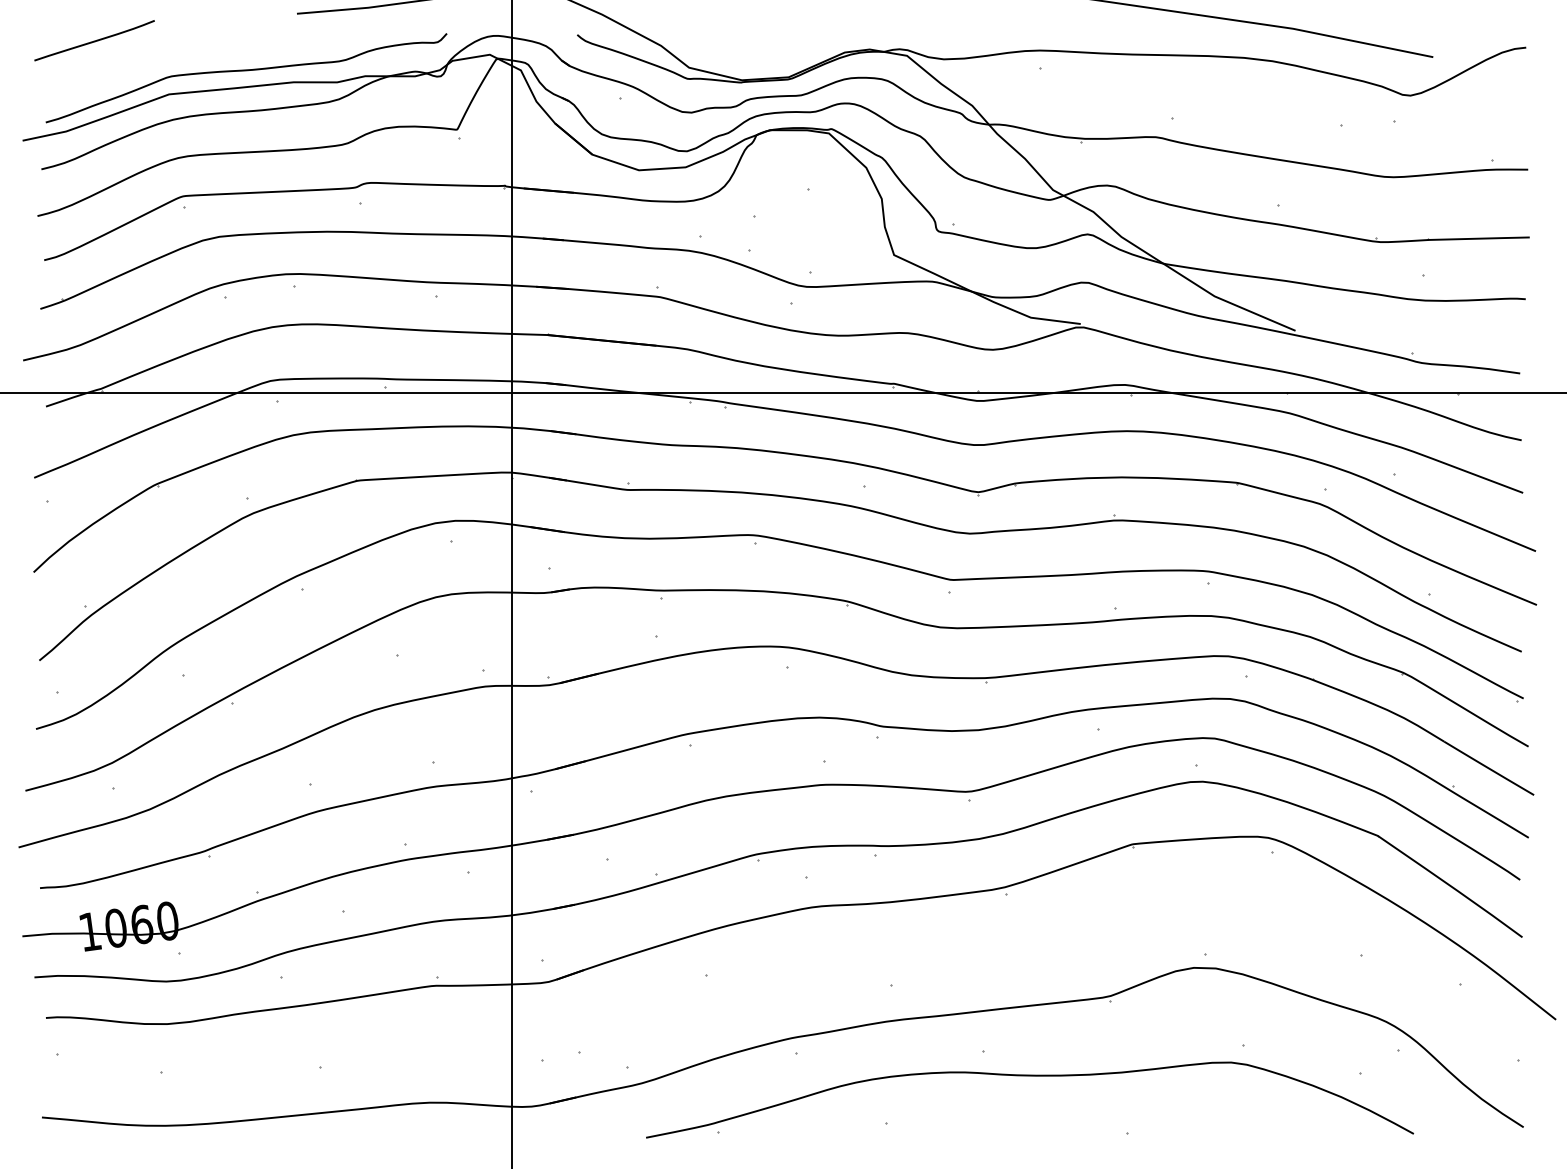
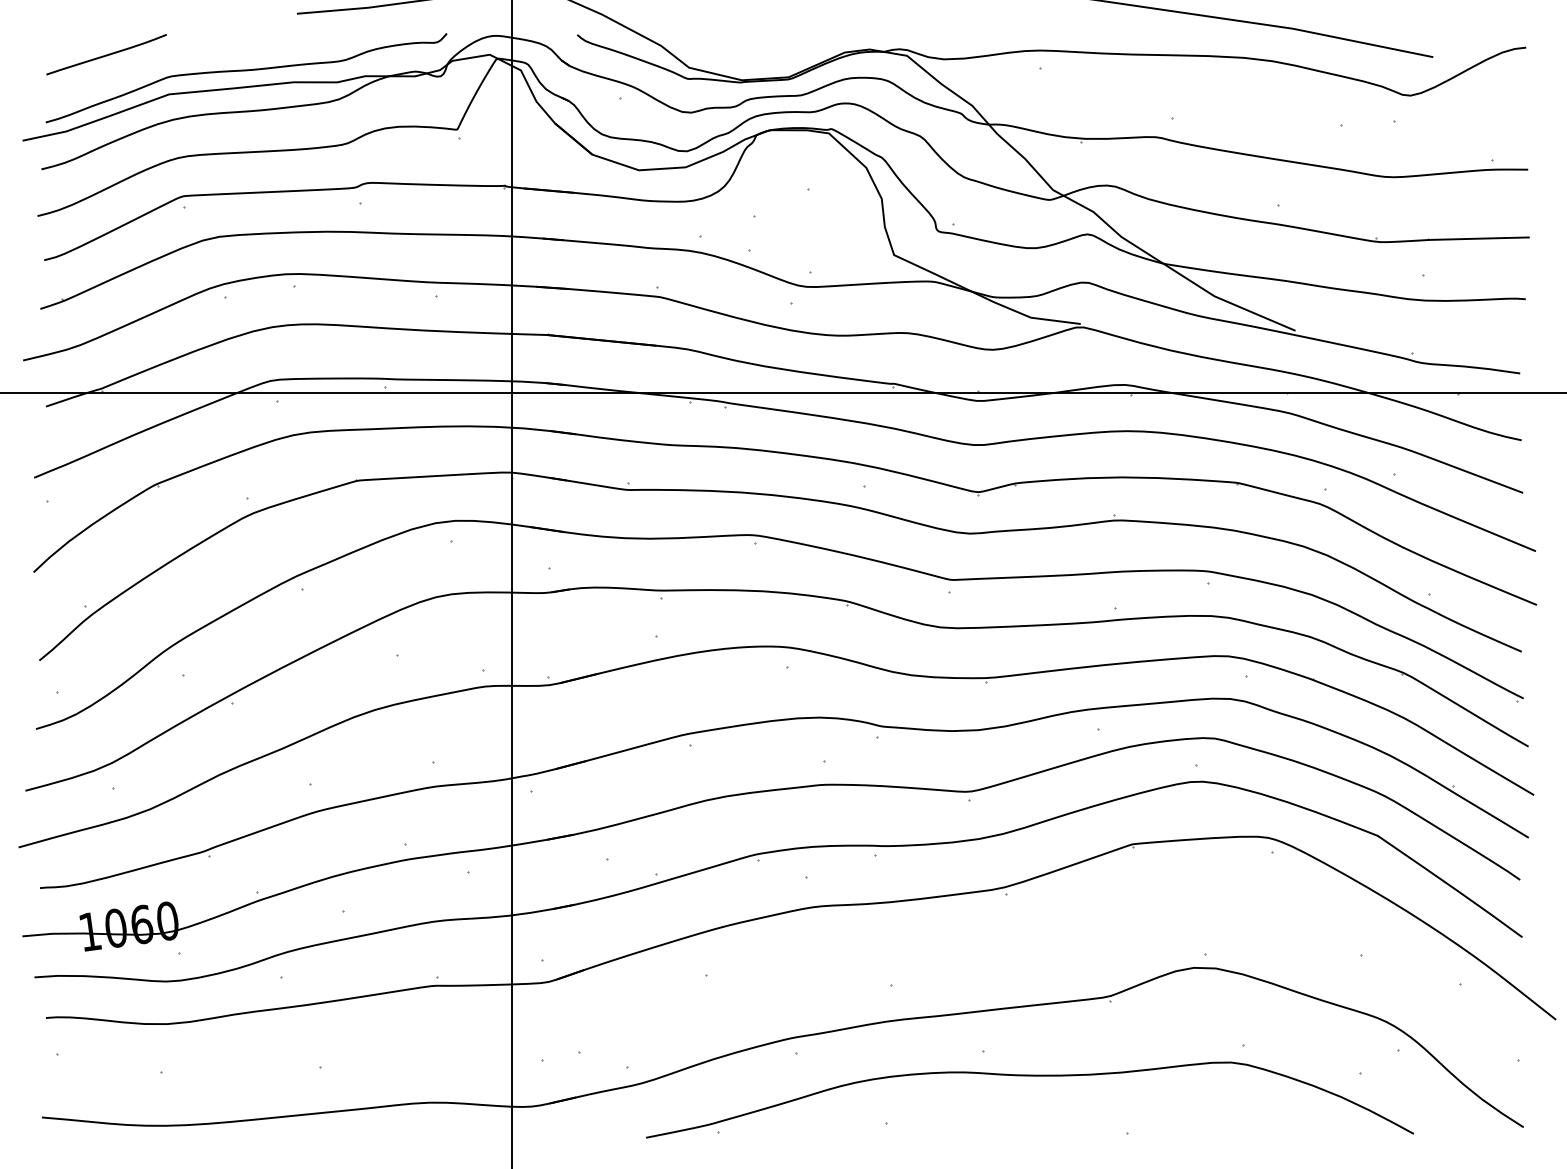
curve position: (94, 40) -> (106, 54) (106, 54)
